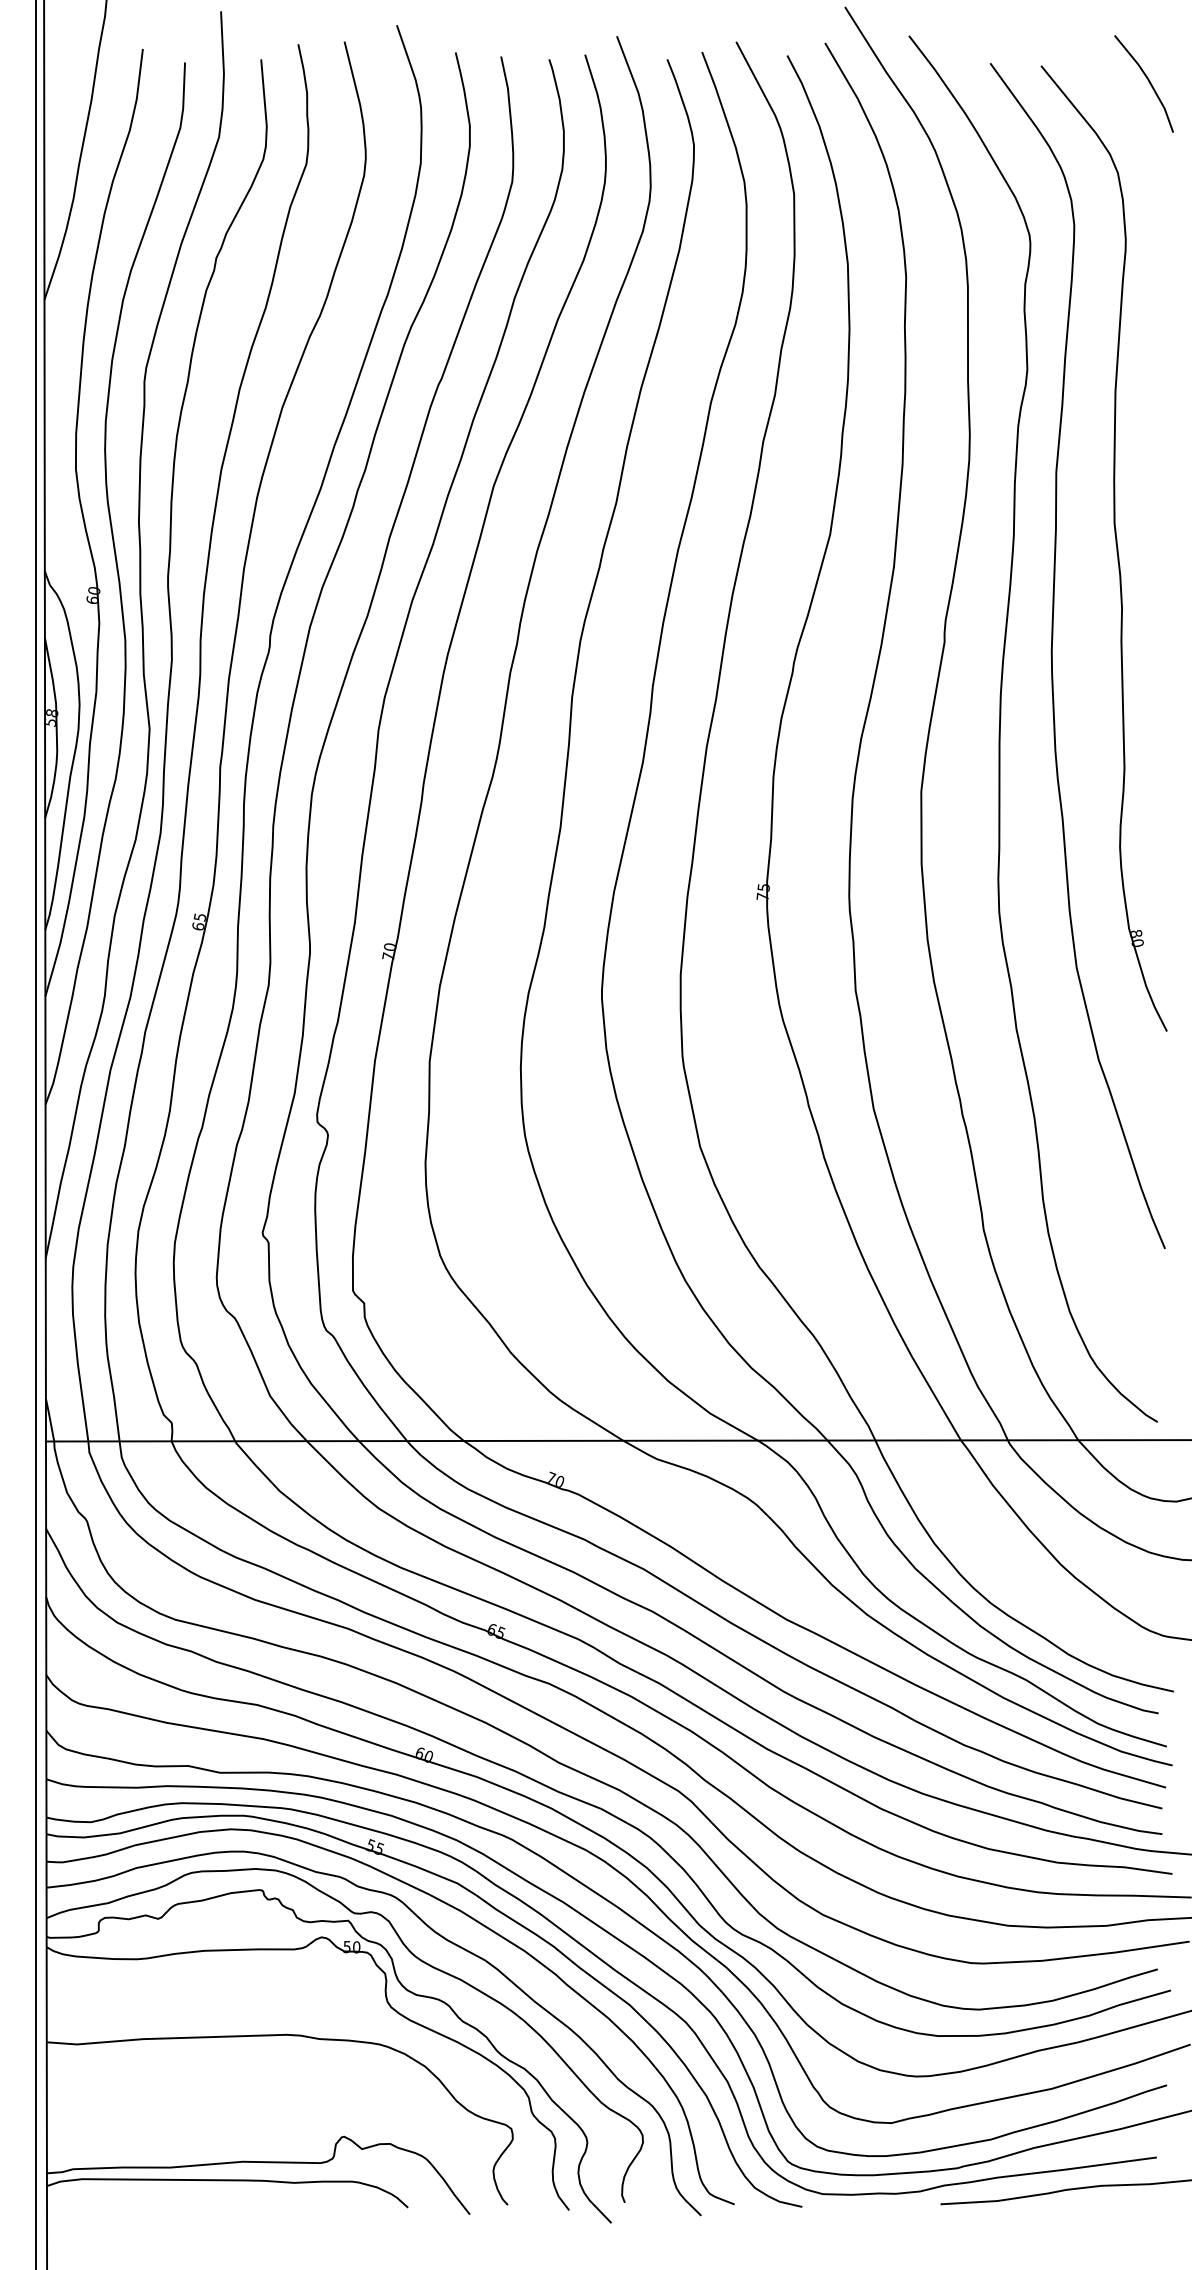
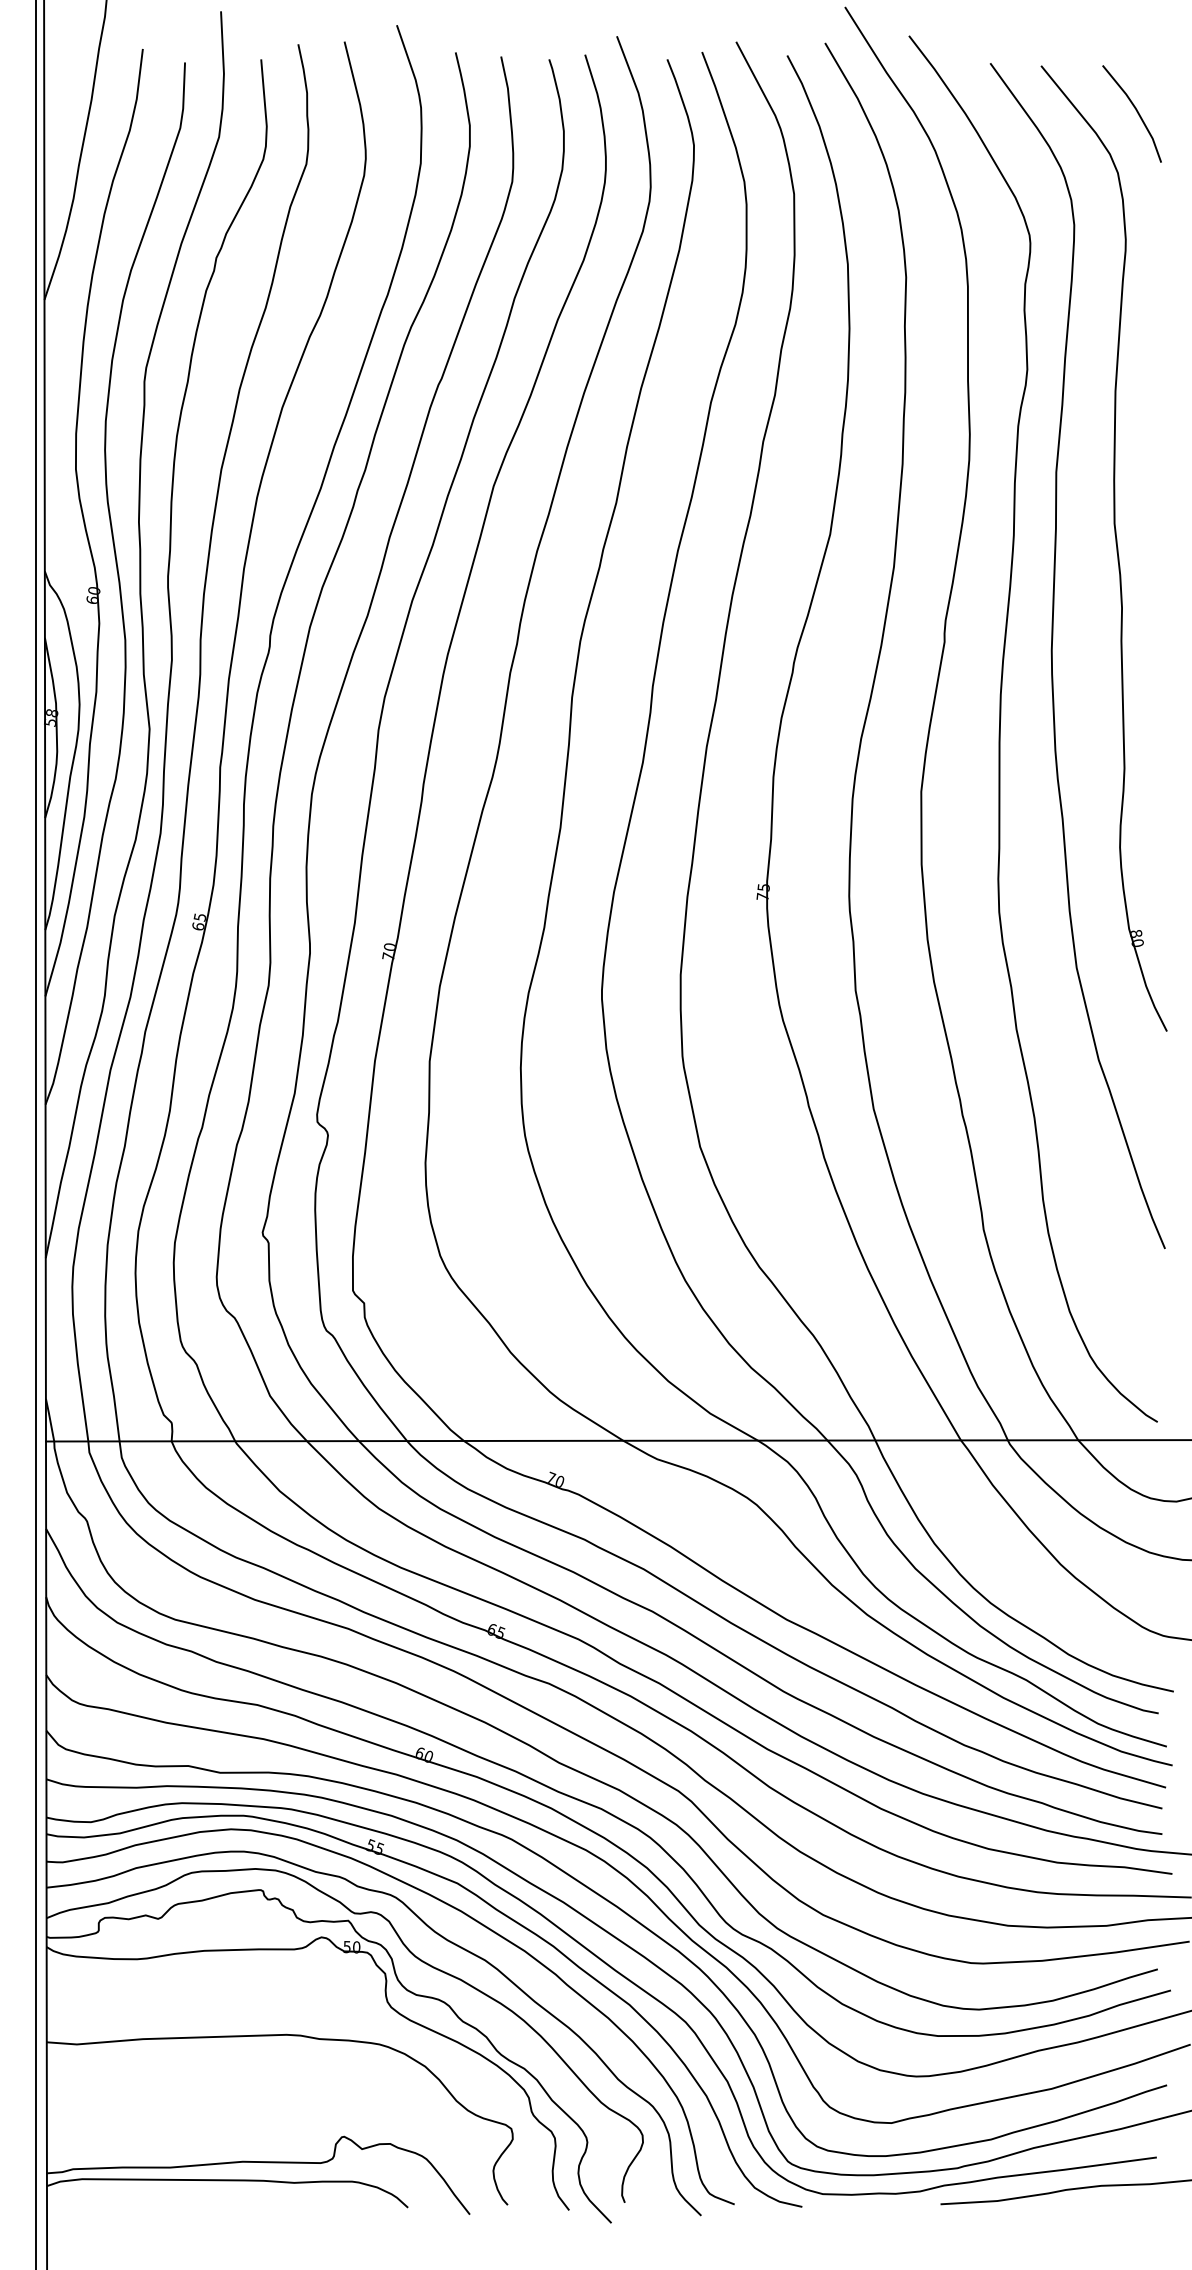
line position: (1147, 80) -> (1135, 110) (1135, 110)
